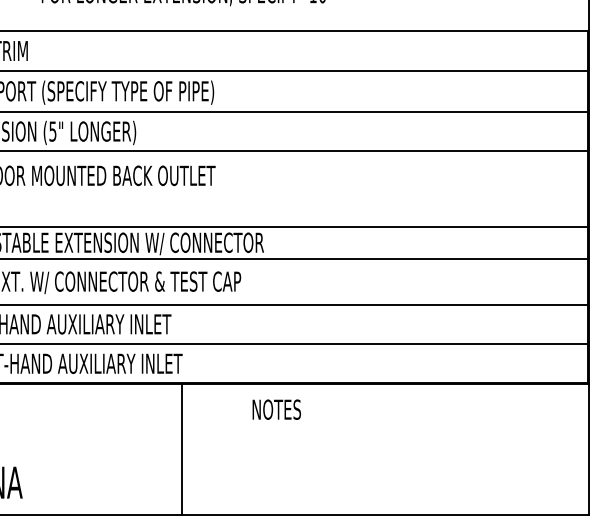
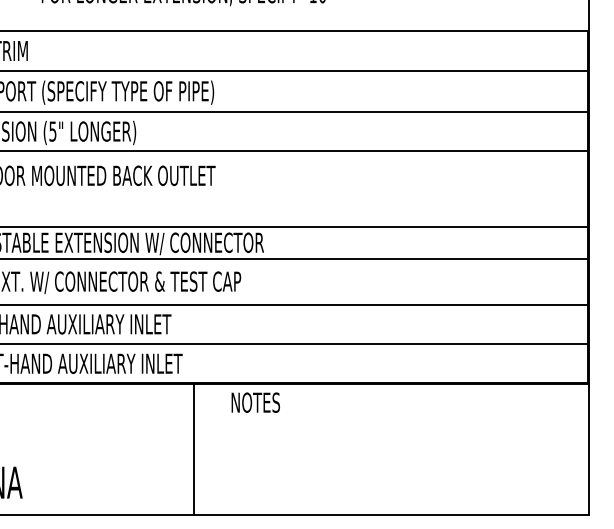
text position: (276, 409) -> (255, 402) (255, 402)
line position: (181, 449) -> (193, 449) (193, 449)
